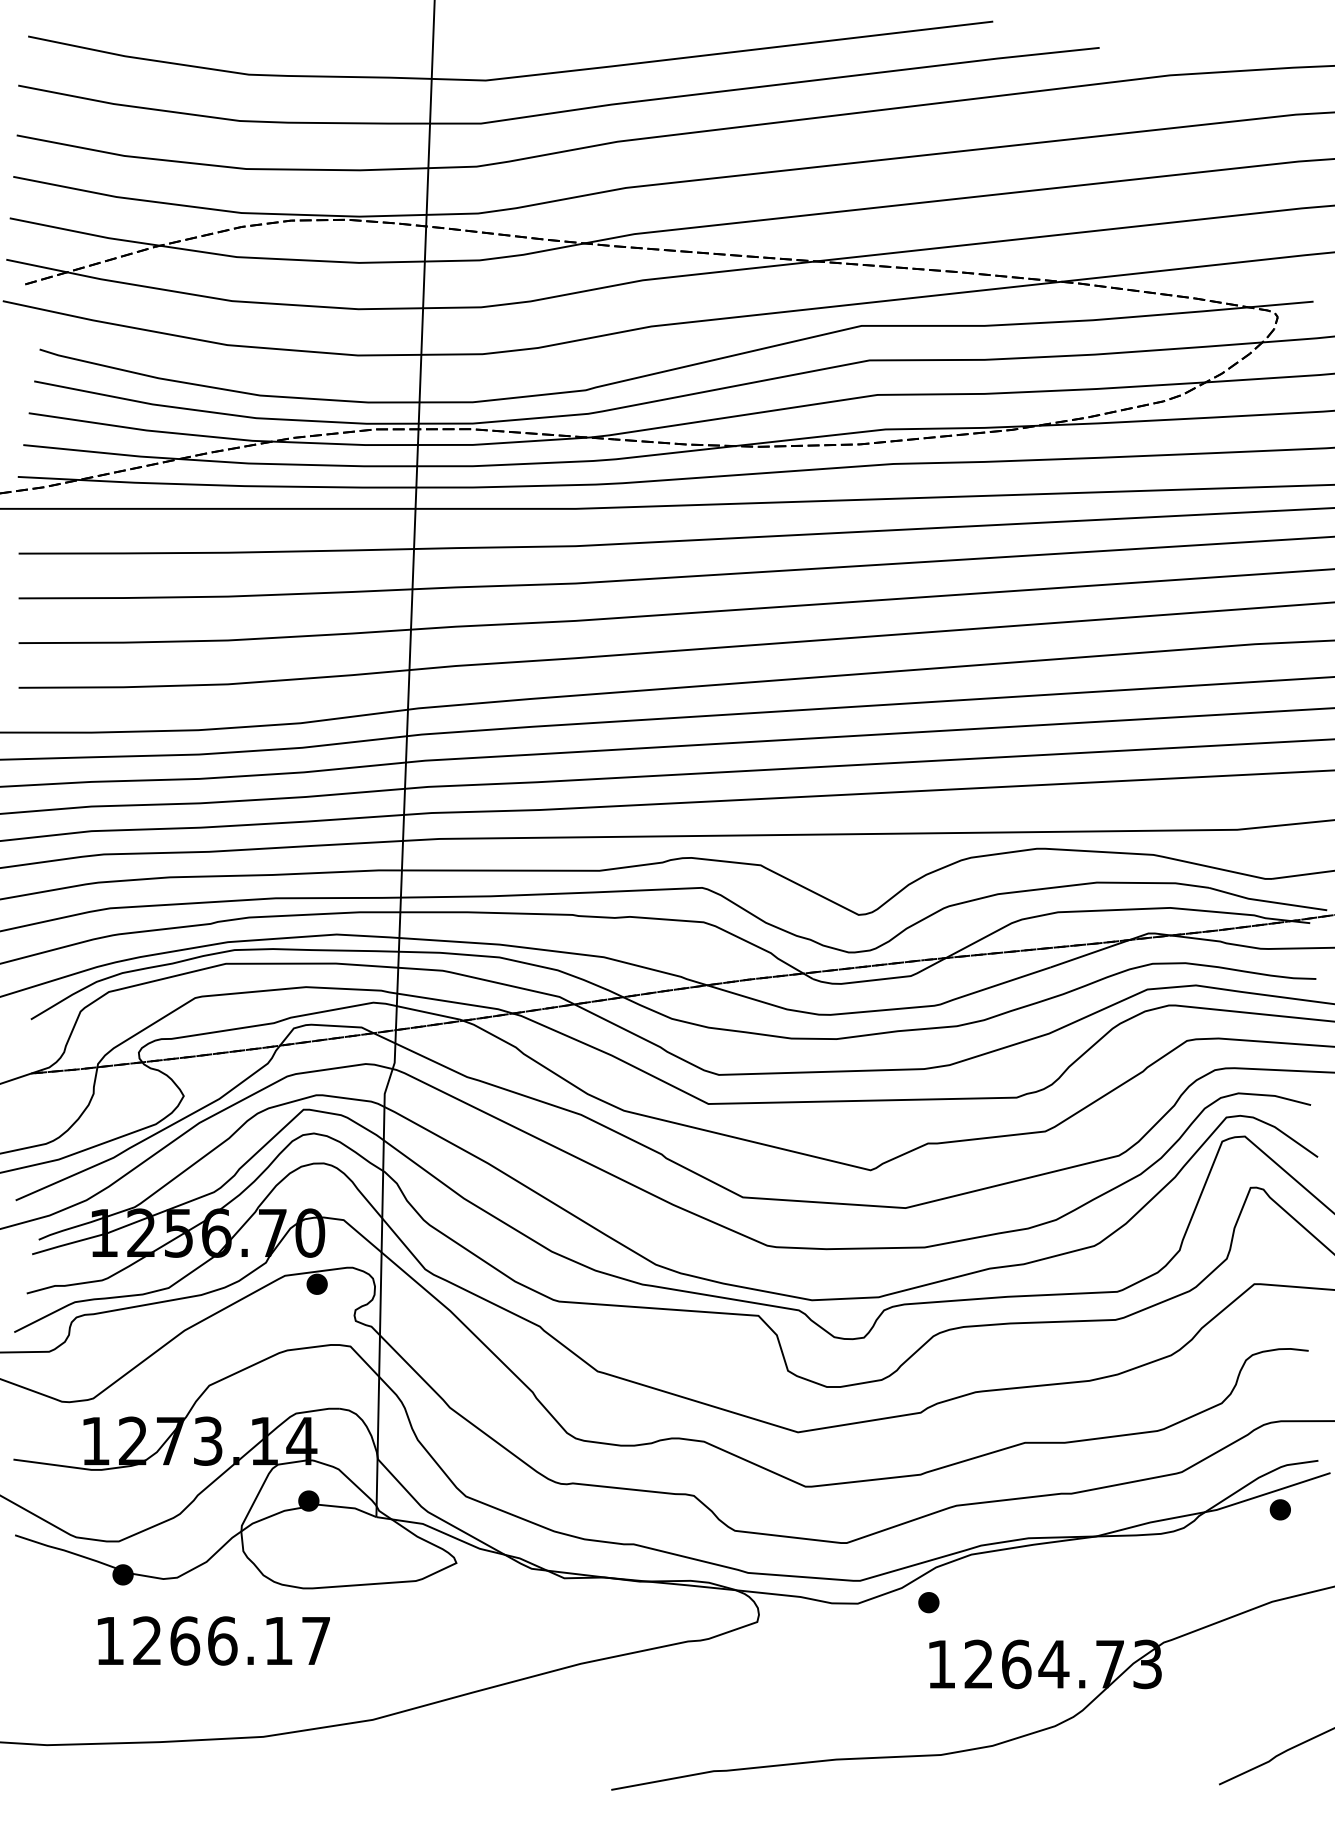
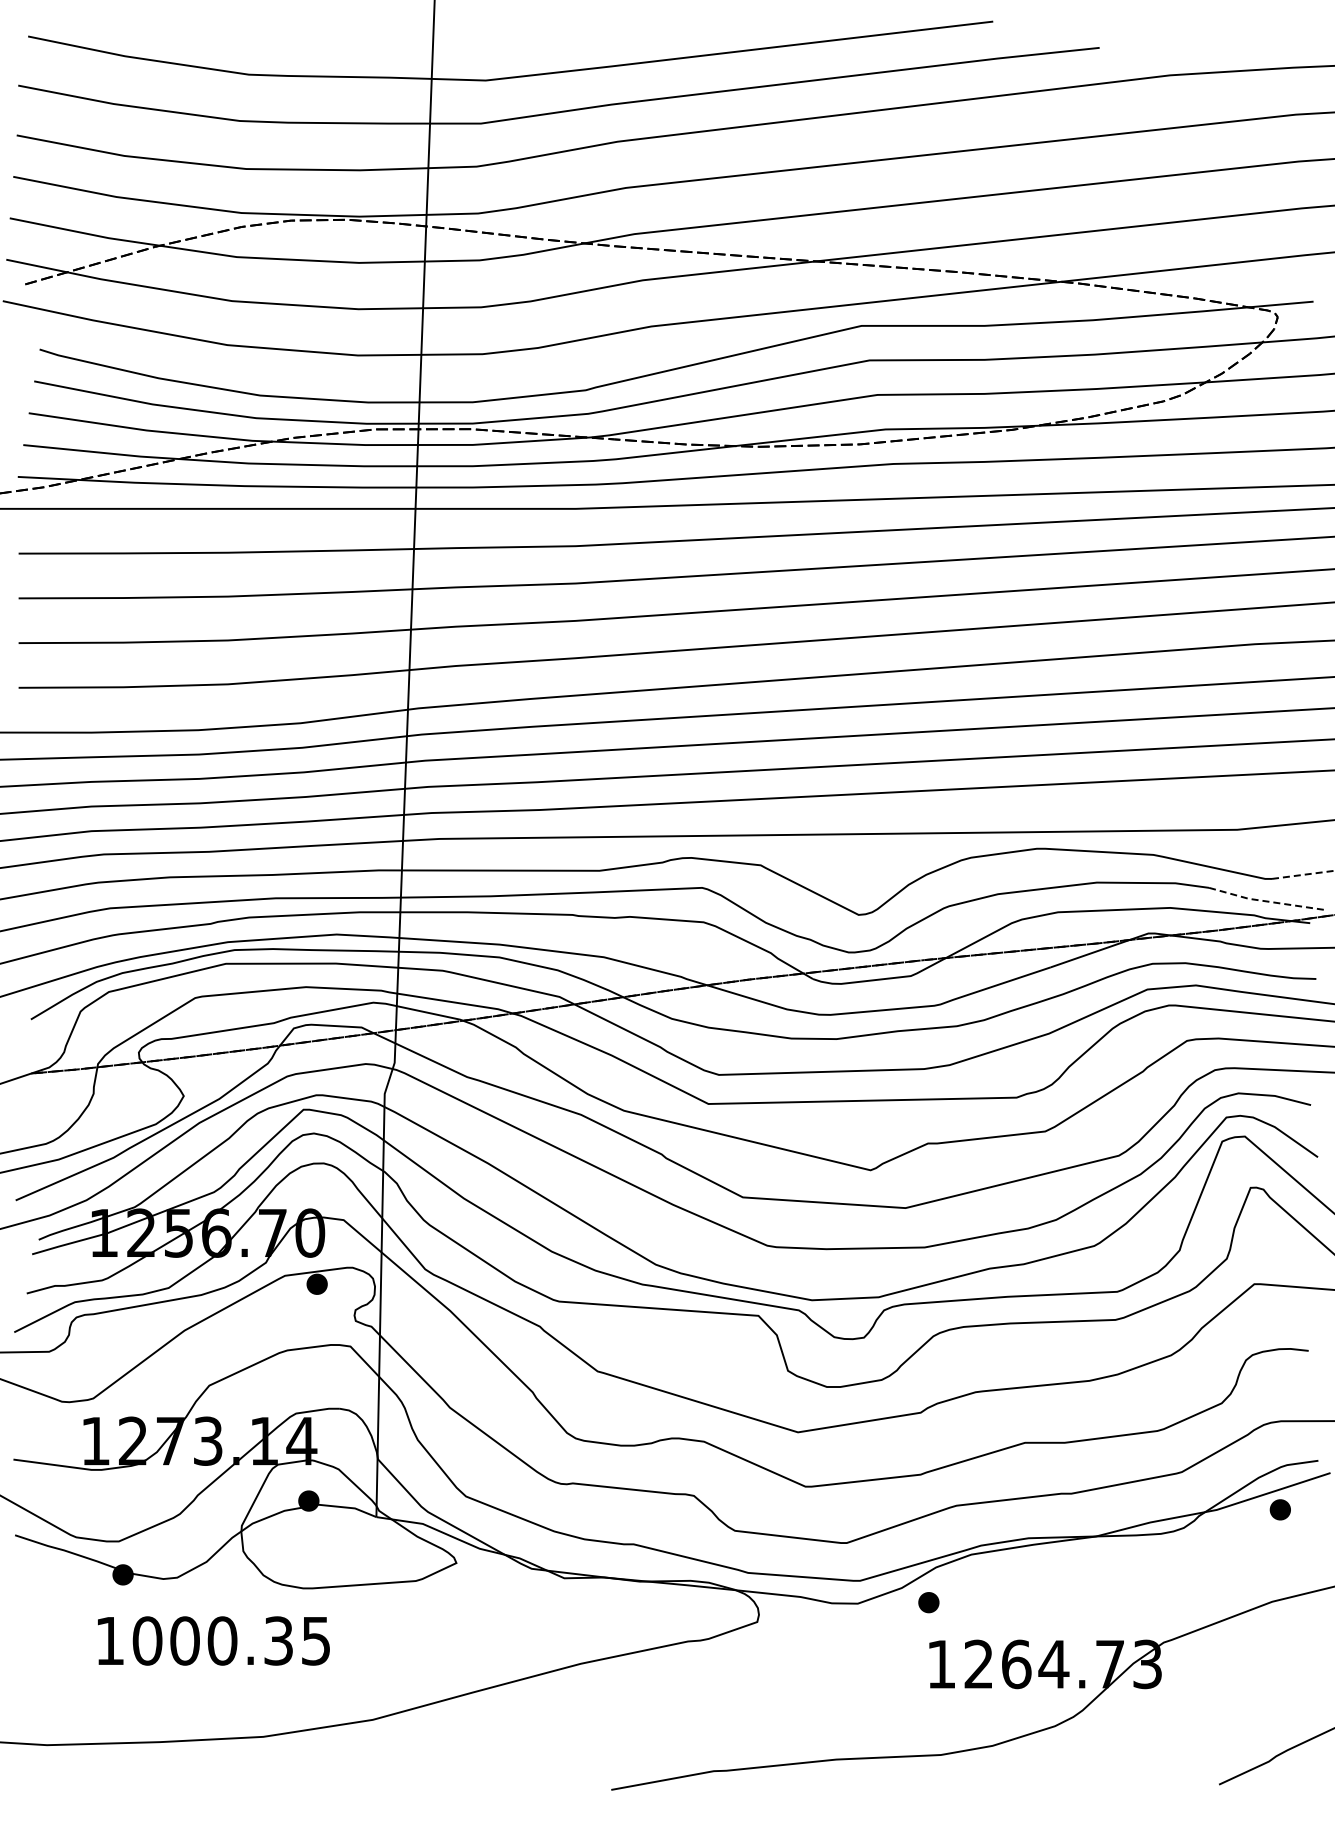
line: solid -> dashed (1303, 874)
line: solid -> dashed (1267, 901)
text: 1266.17 -> 1000.35 (230, 1640)
